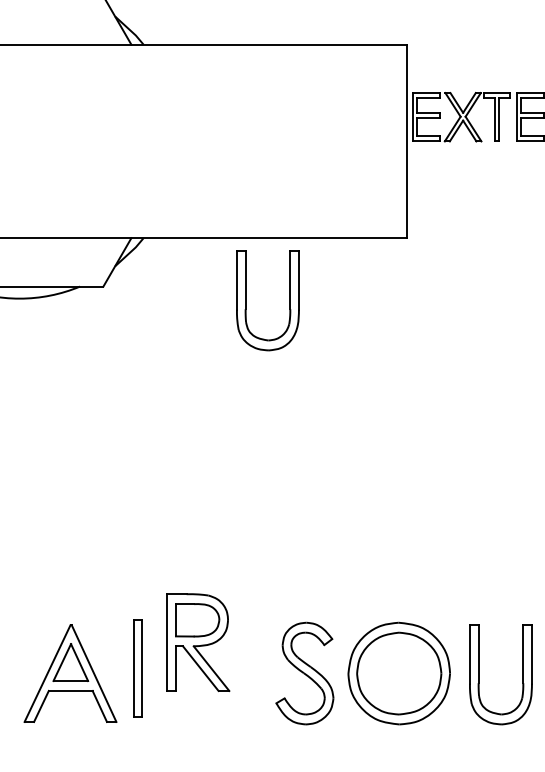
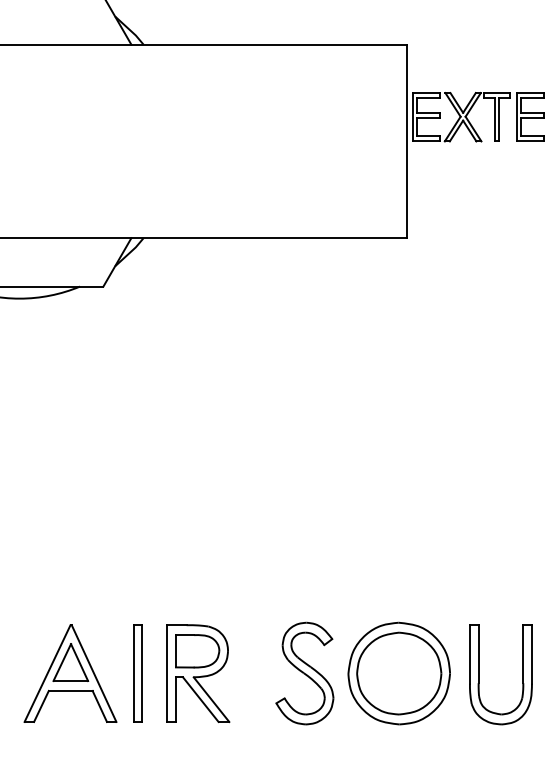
part: present -> none (246, 300)
part position: (198, 642) -> (198, 673) (198, 673)
part position: (137, 668) -> (137, 673) (137, 673)
